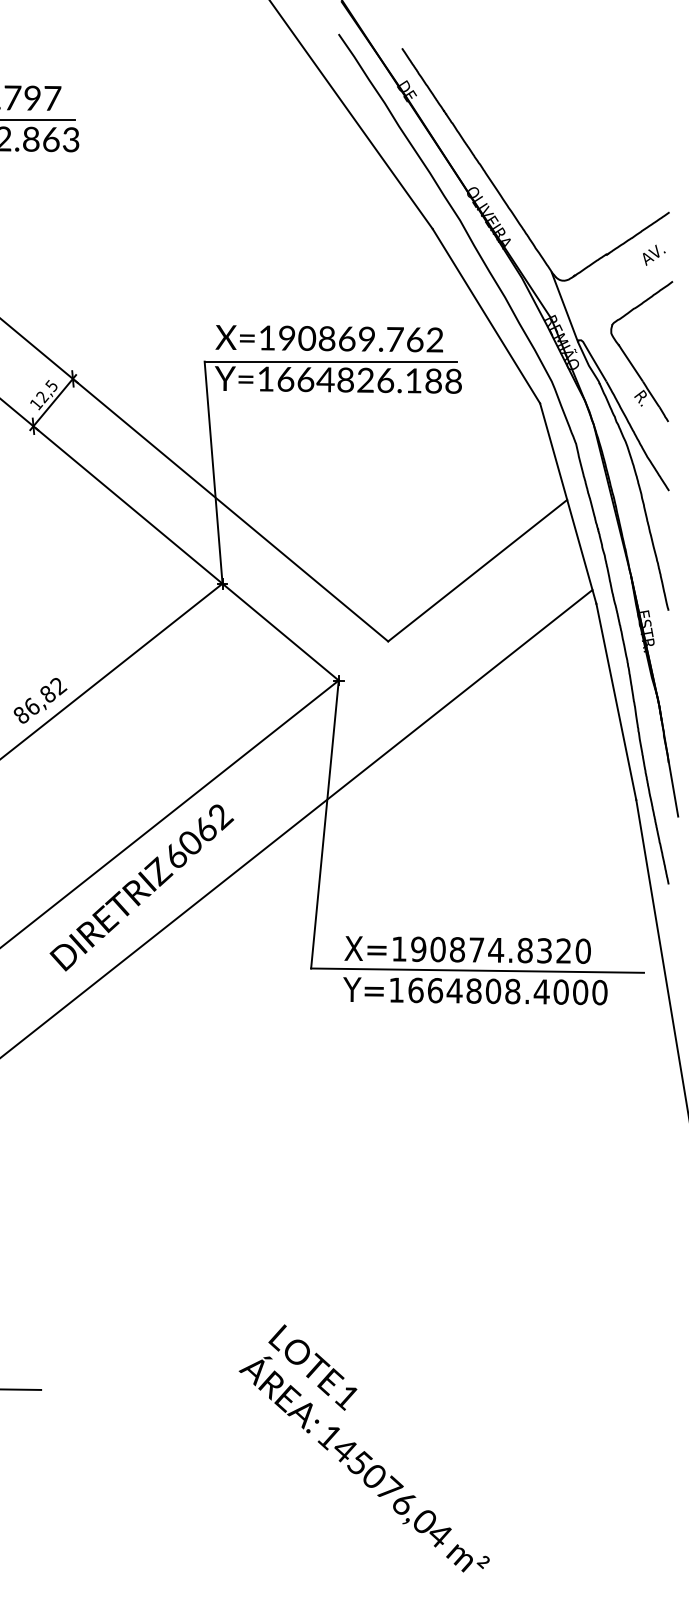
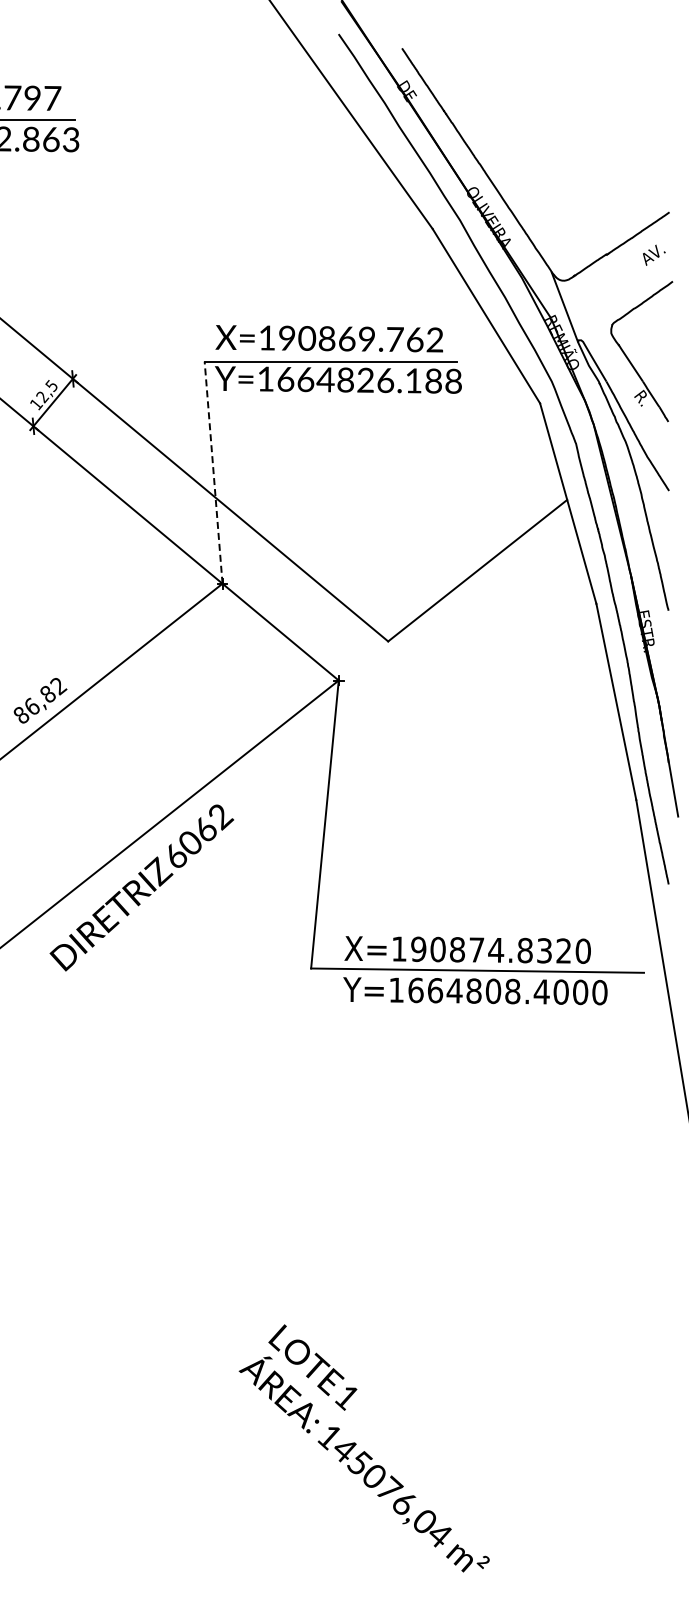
line: solid -> dashed (213, 472)
line: present -> none (297, 823)
line: present -> none (21, 1389)
